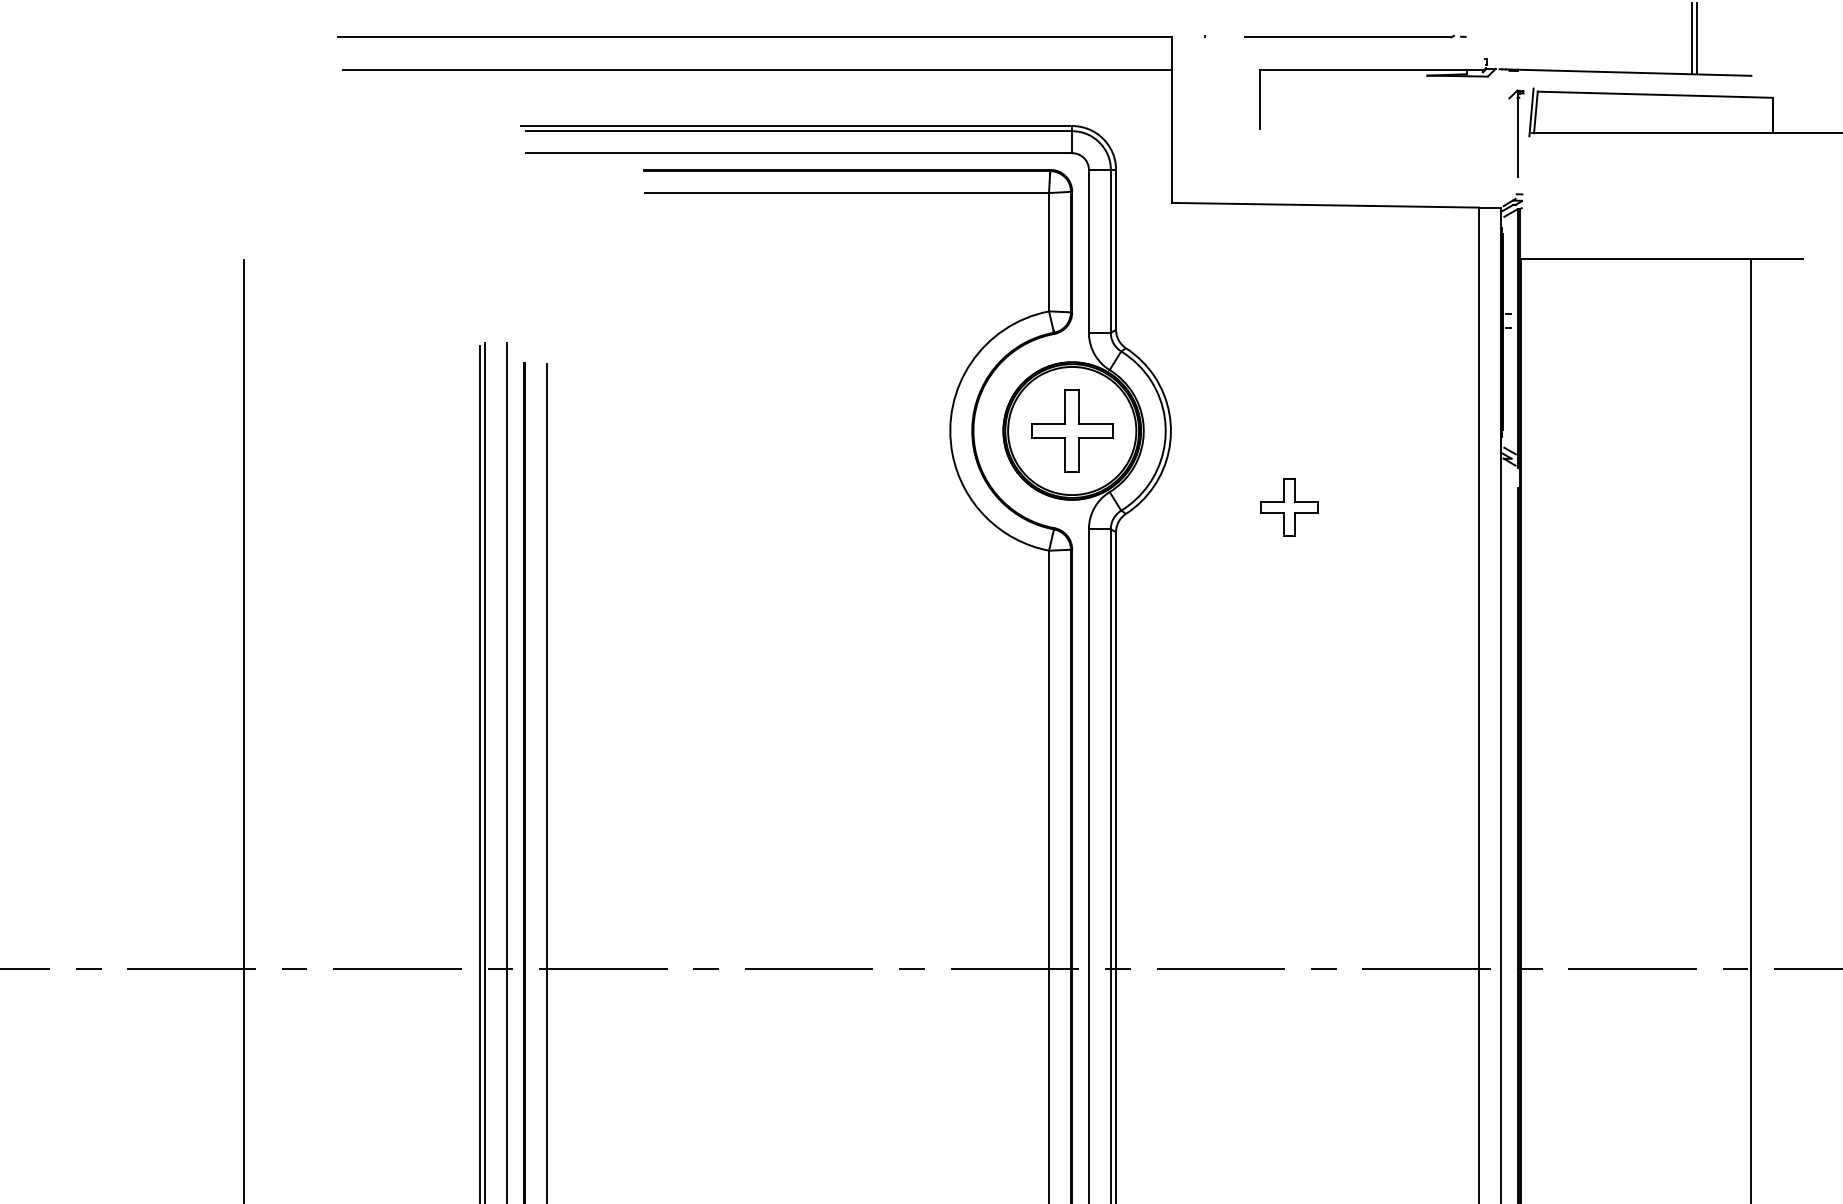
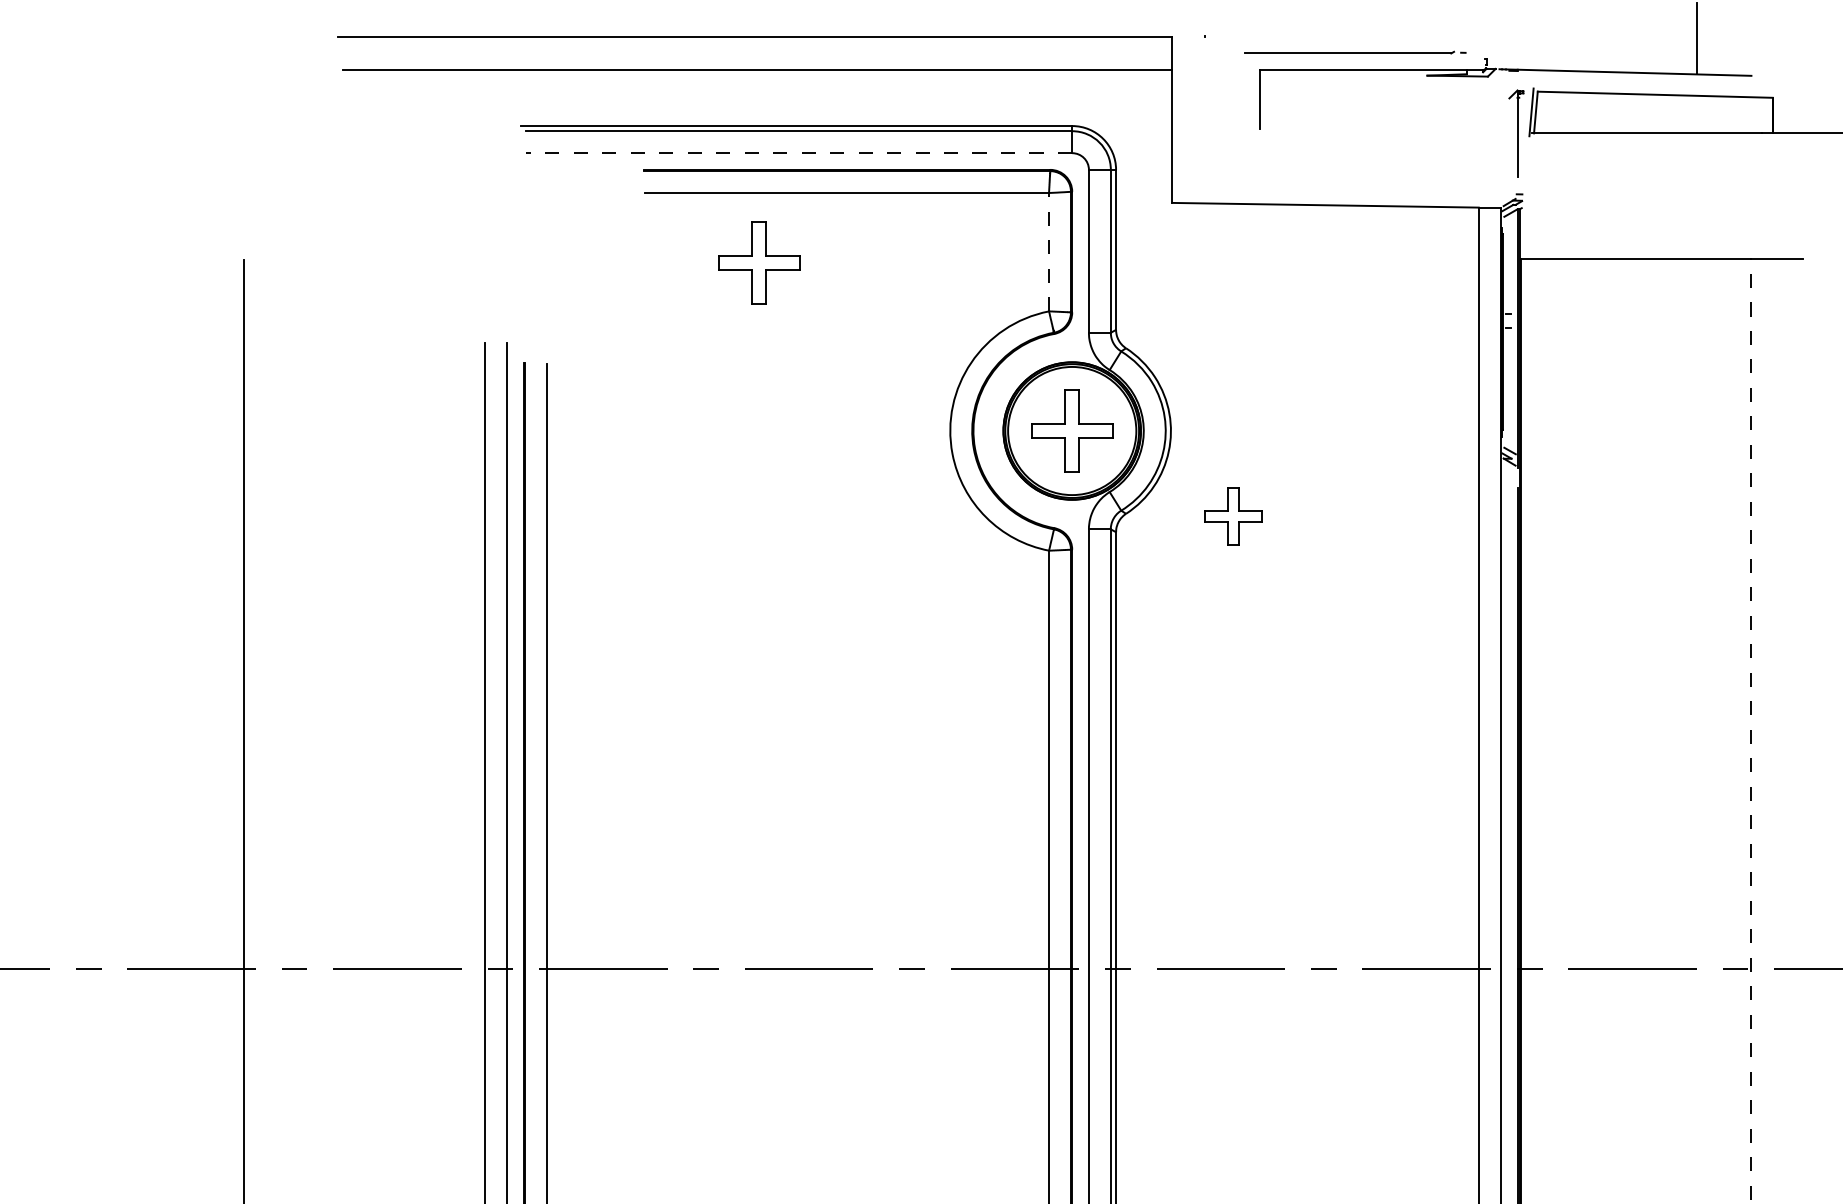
part position: (1355, 36) -> (1355, 52) (1355, 52)
line: present -> none (1691, 38)
line: solid -> dashed (798, 153)
line: solid -> dashed (1049, 251)
part: none -> present (759, 262)
part position: (1289, 507) -> (1233, 516) (1233, 516)
line: solid -> dashed (1751, 730)
line: present -> none (479, 772)
